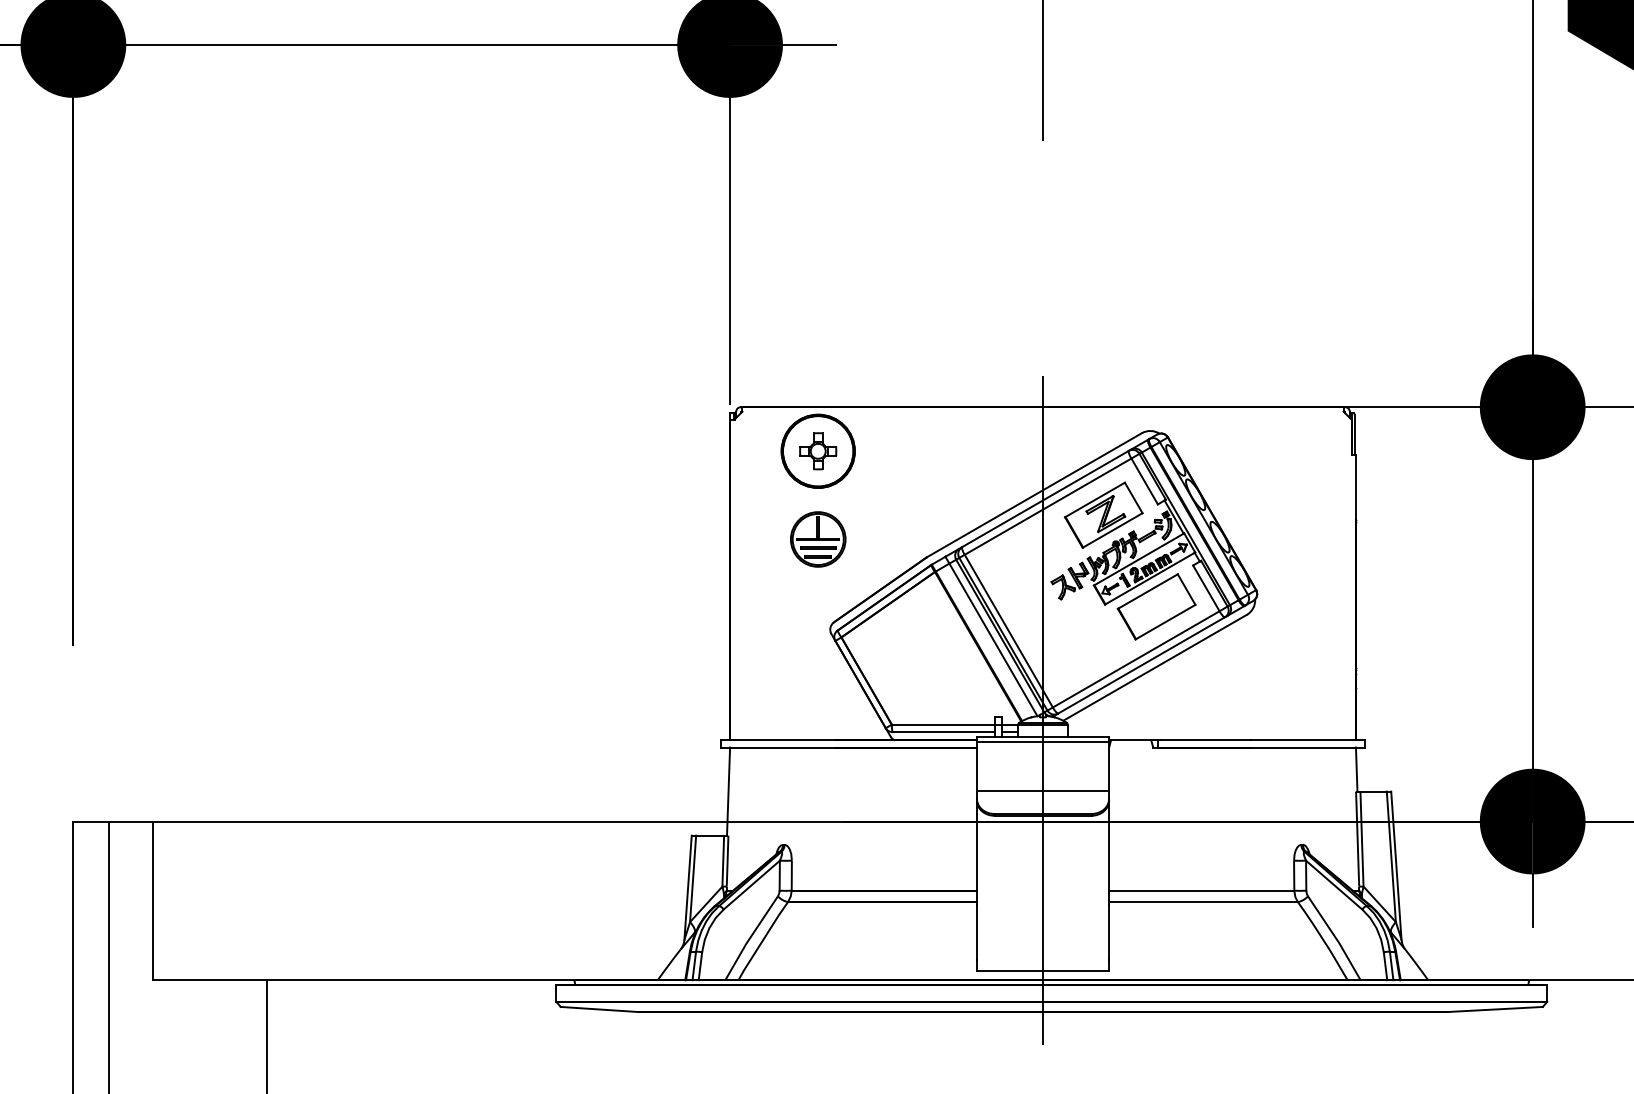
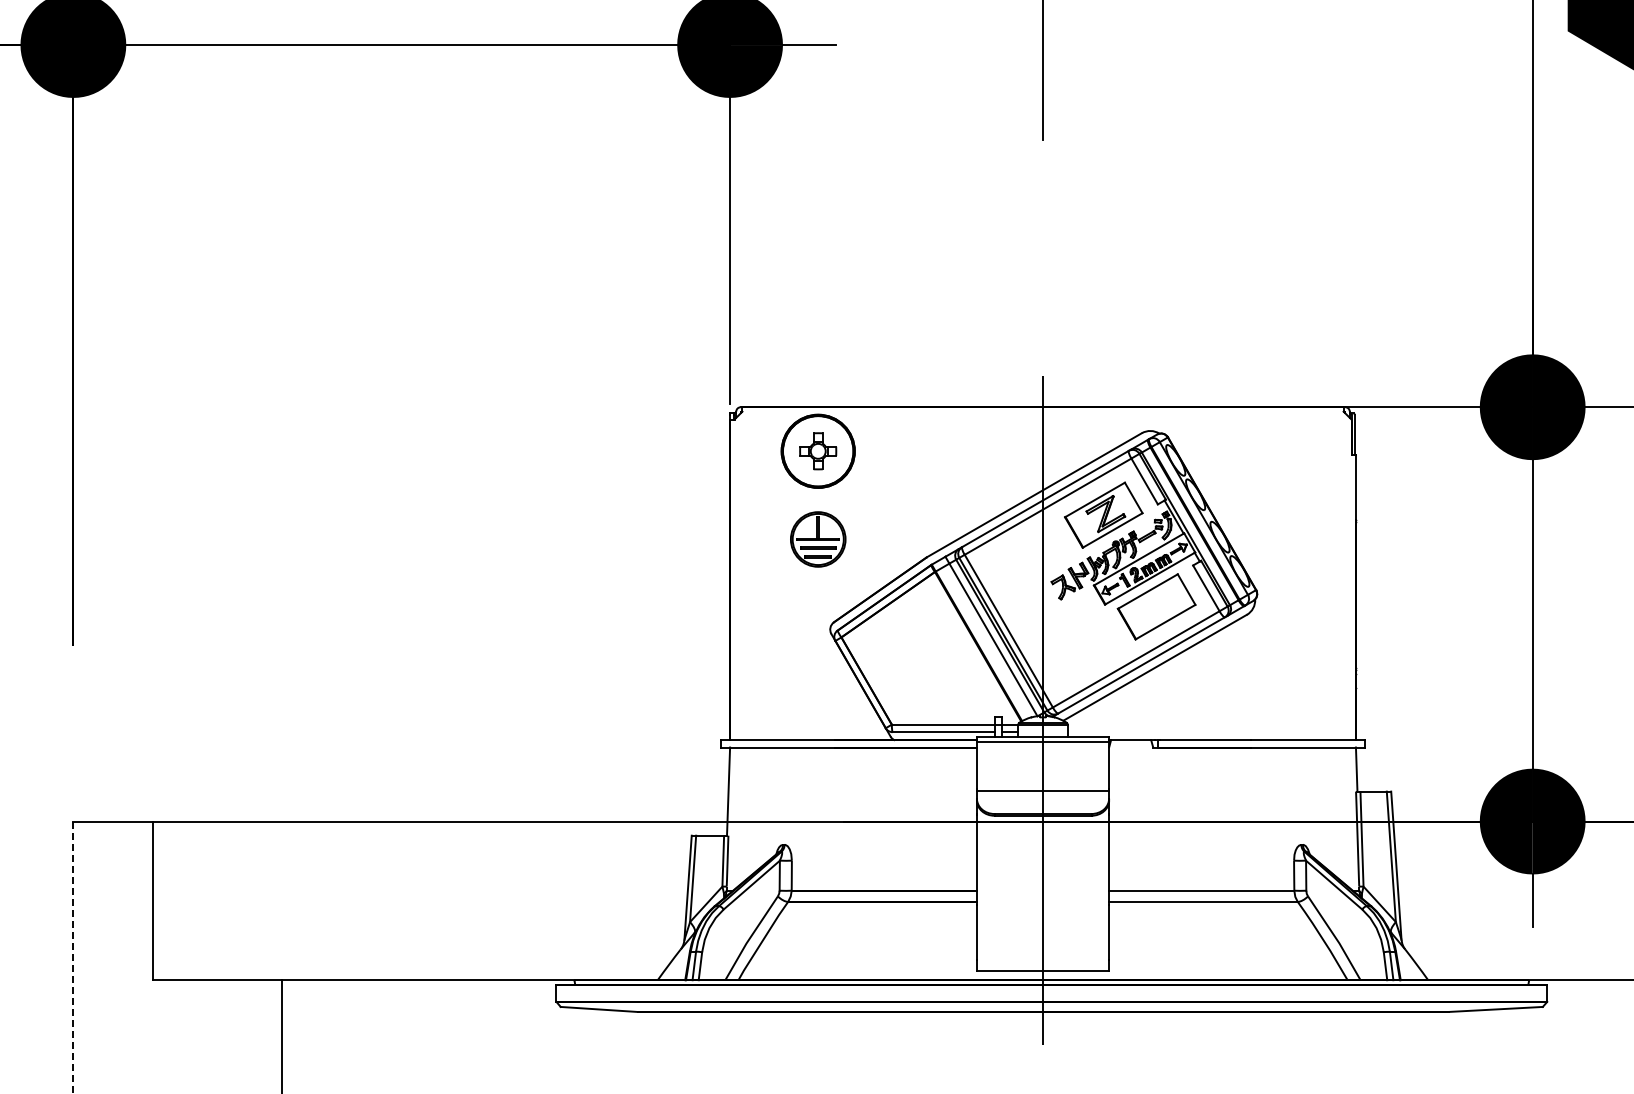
line: present -> none (108, 955)
line: solid -> dashed (73, 957)
line position: (267, 1035) -> (282, 1035) (282, 1035)
